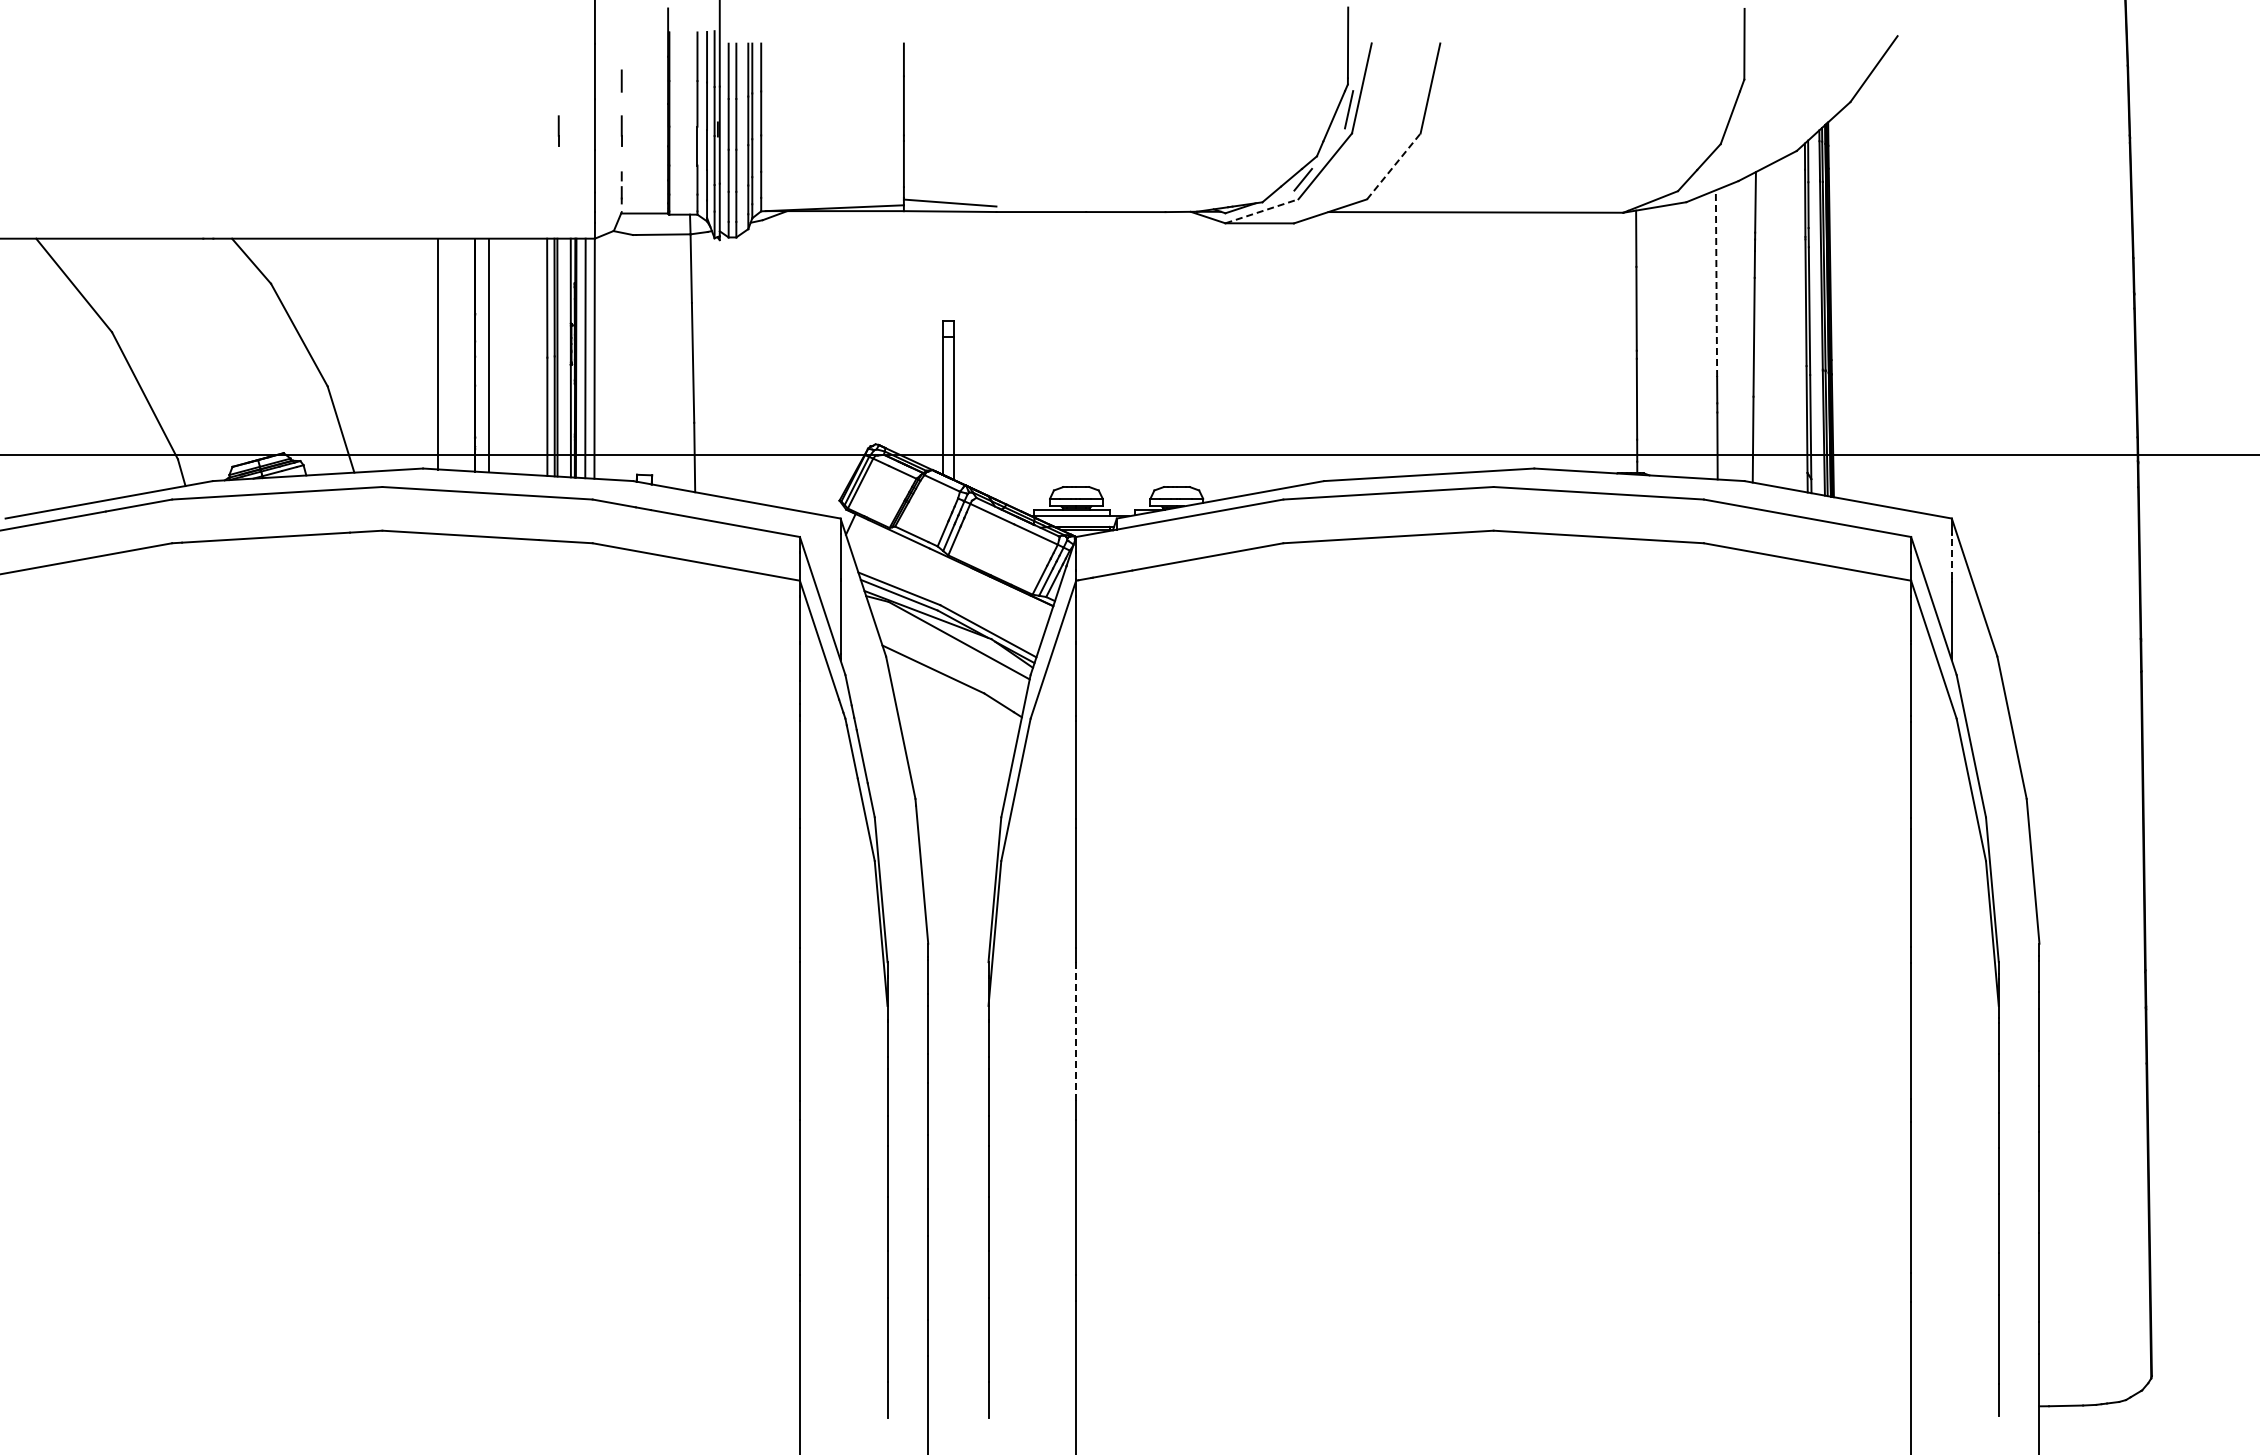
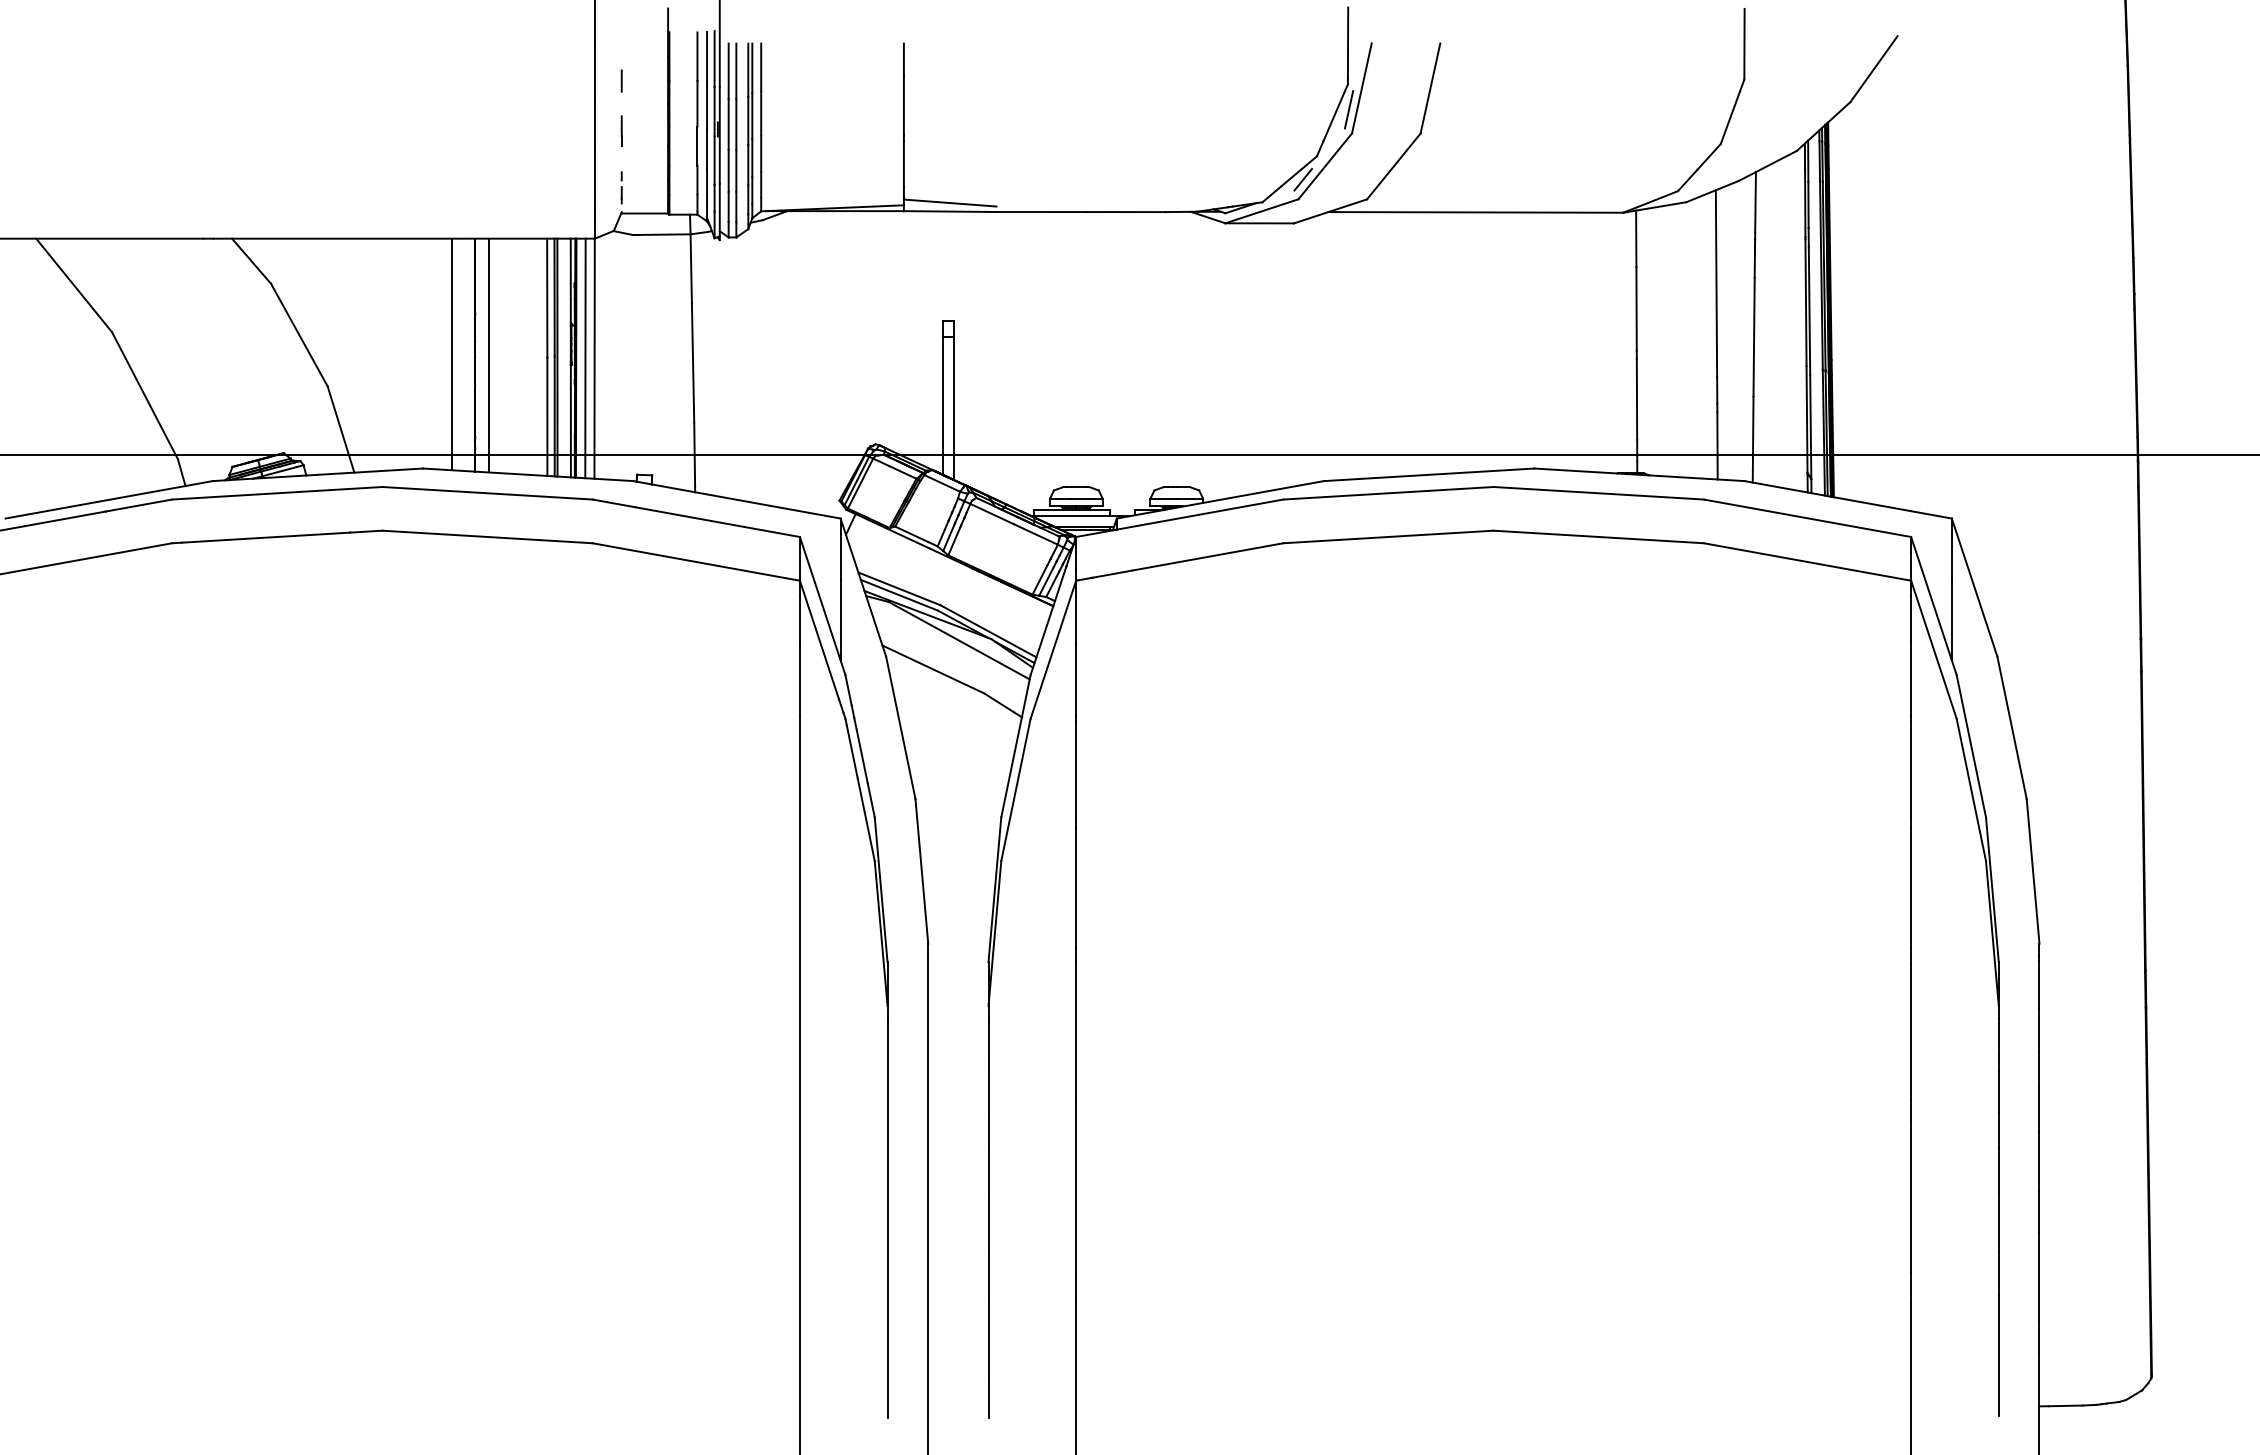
line: present -> none (558, 130)
line: dashed -> solid (1394, 166)
line: dashed -> solid (1262, 211)
line: dashed -> solid (1716, 283)
line position: (438, 354) -> (452, 354) (452, 354)
line: dashed -> solid (1951, 556)
line: dashed -> solid (1076, 1031)
